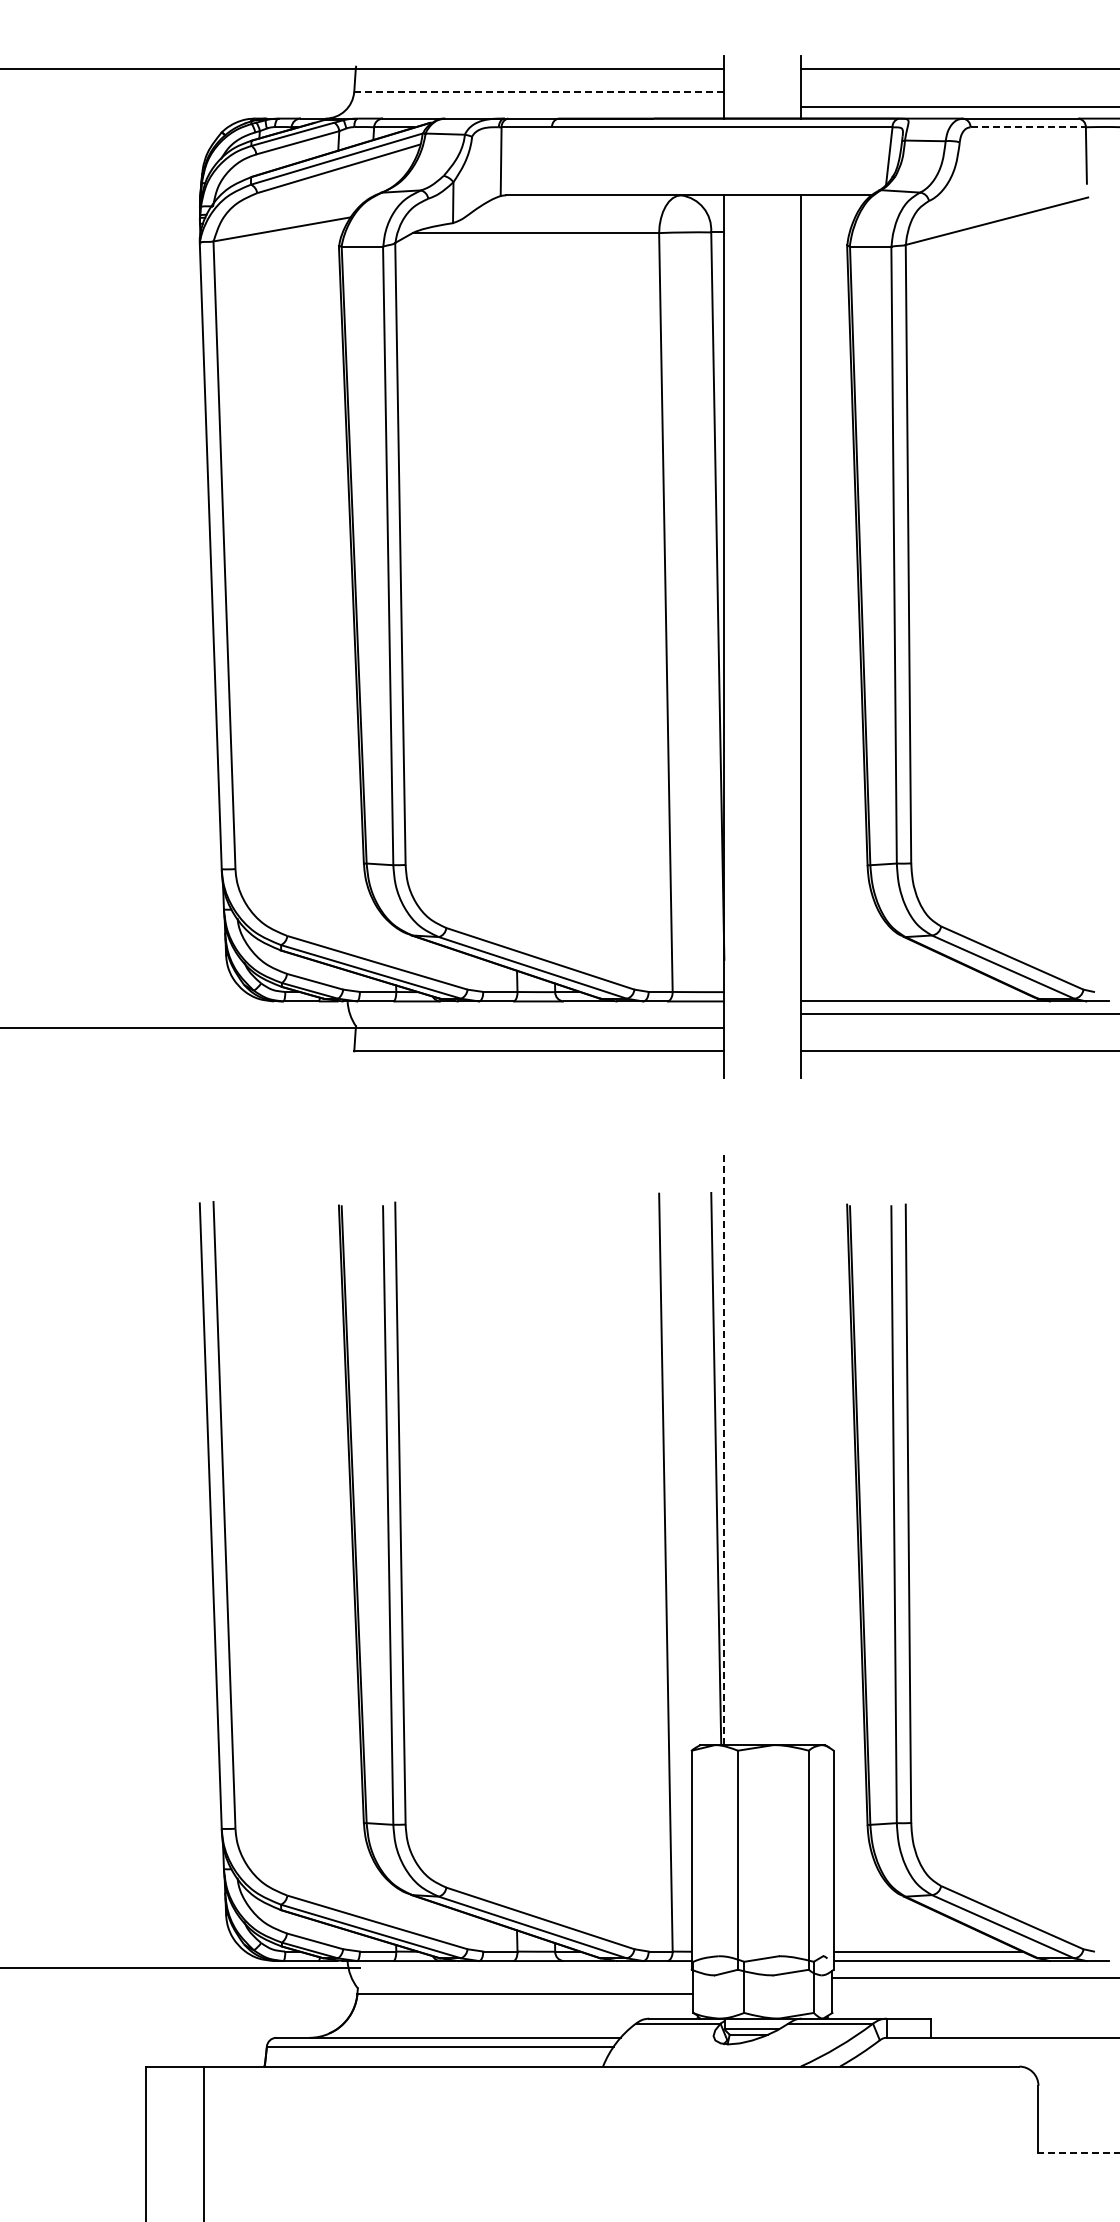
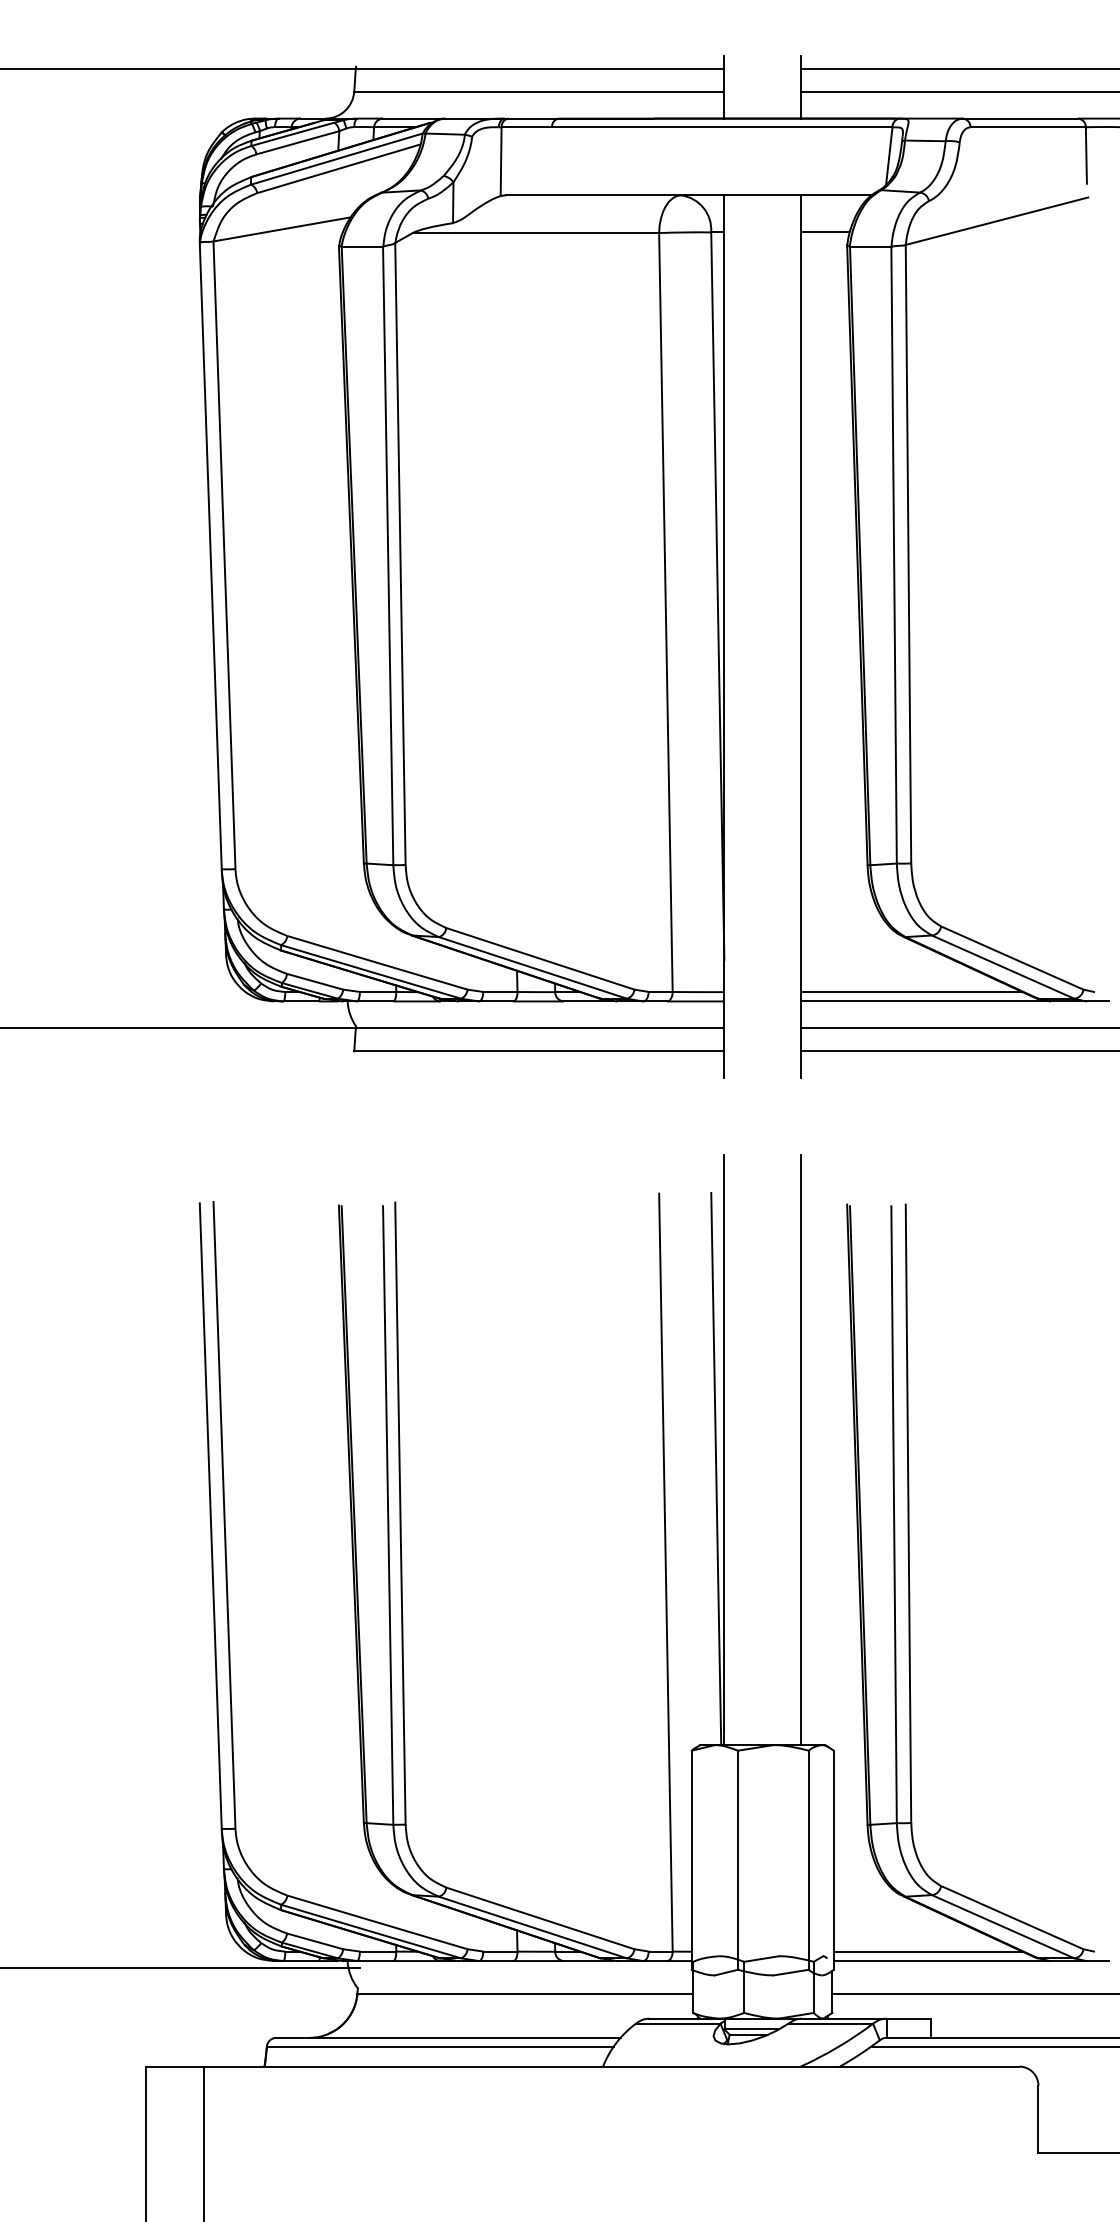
line: dashed -> solid (539, 91)
line position: (958, 106) -> (958, 91) (958, 91)
line: dashed -> solid (1028, 127)
line: none -> present (825, 232)
line: none -> present (911, 992)
line position: (958, 1014) -> (958, 1028) (958, 1028)
line: none -> present (801, 1449)
line: dashed -> solid (724, 1450)
line position: (974, 1977) -> (974, 1993) (974, 1993)
line: none -> present (993, 2046)
line: dashed -> solid (1079, 2152)
